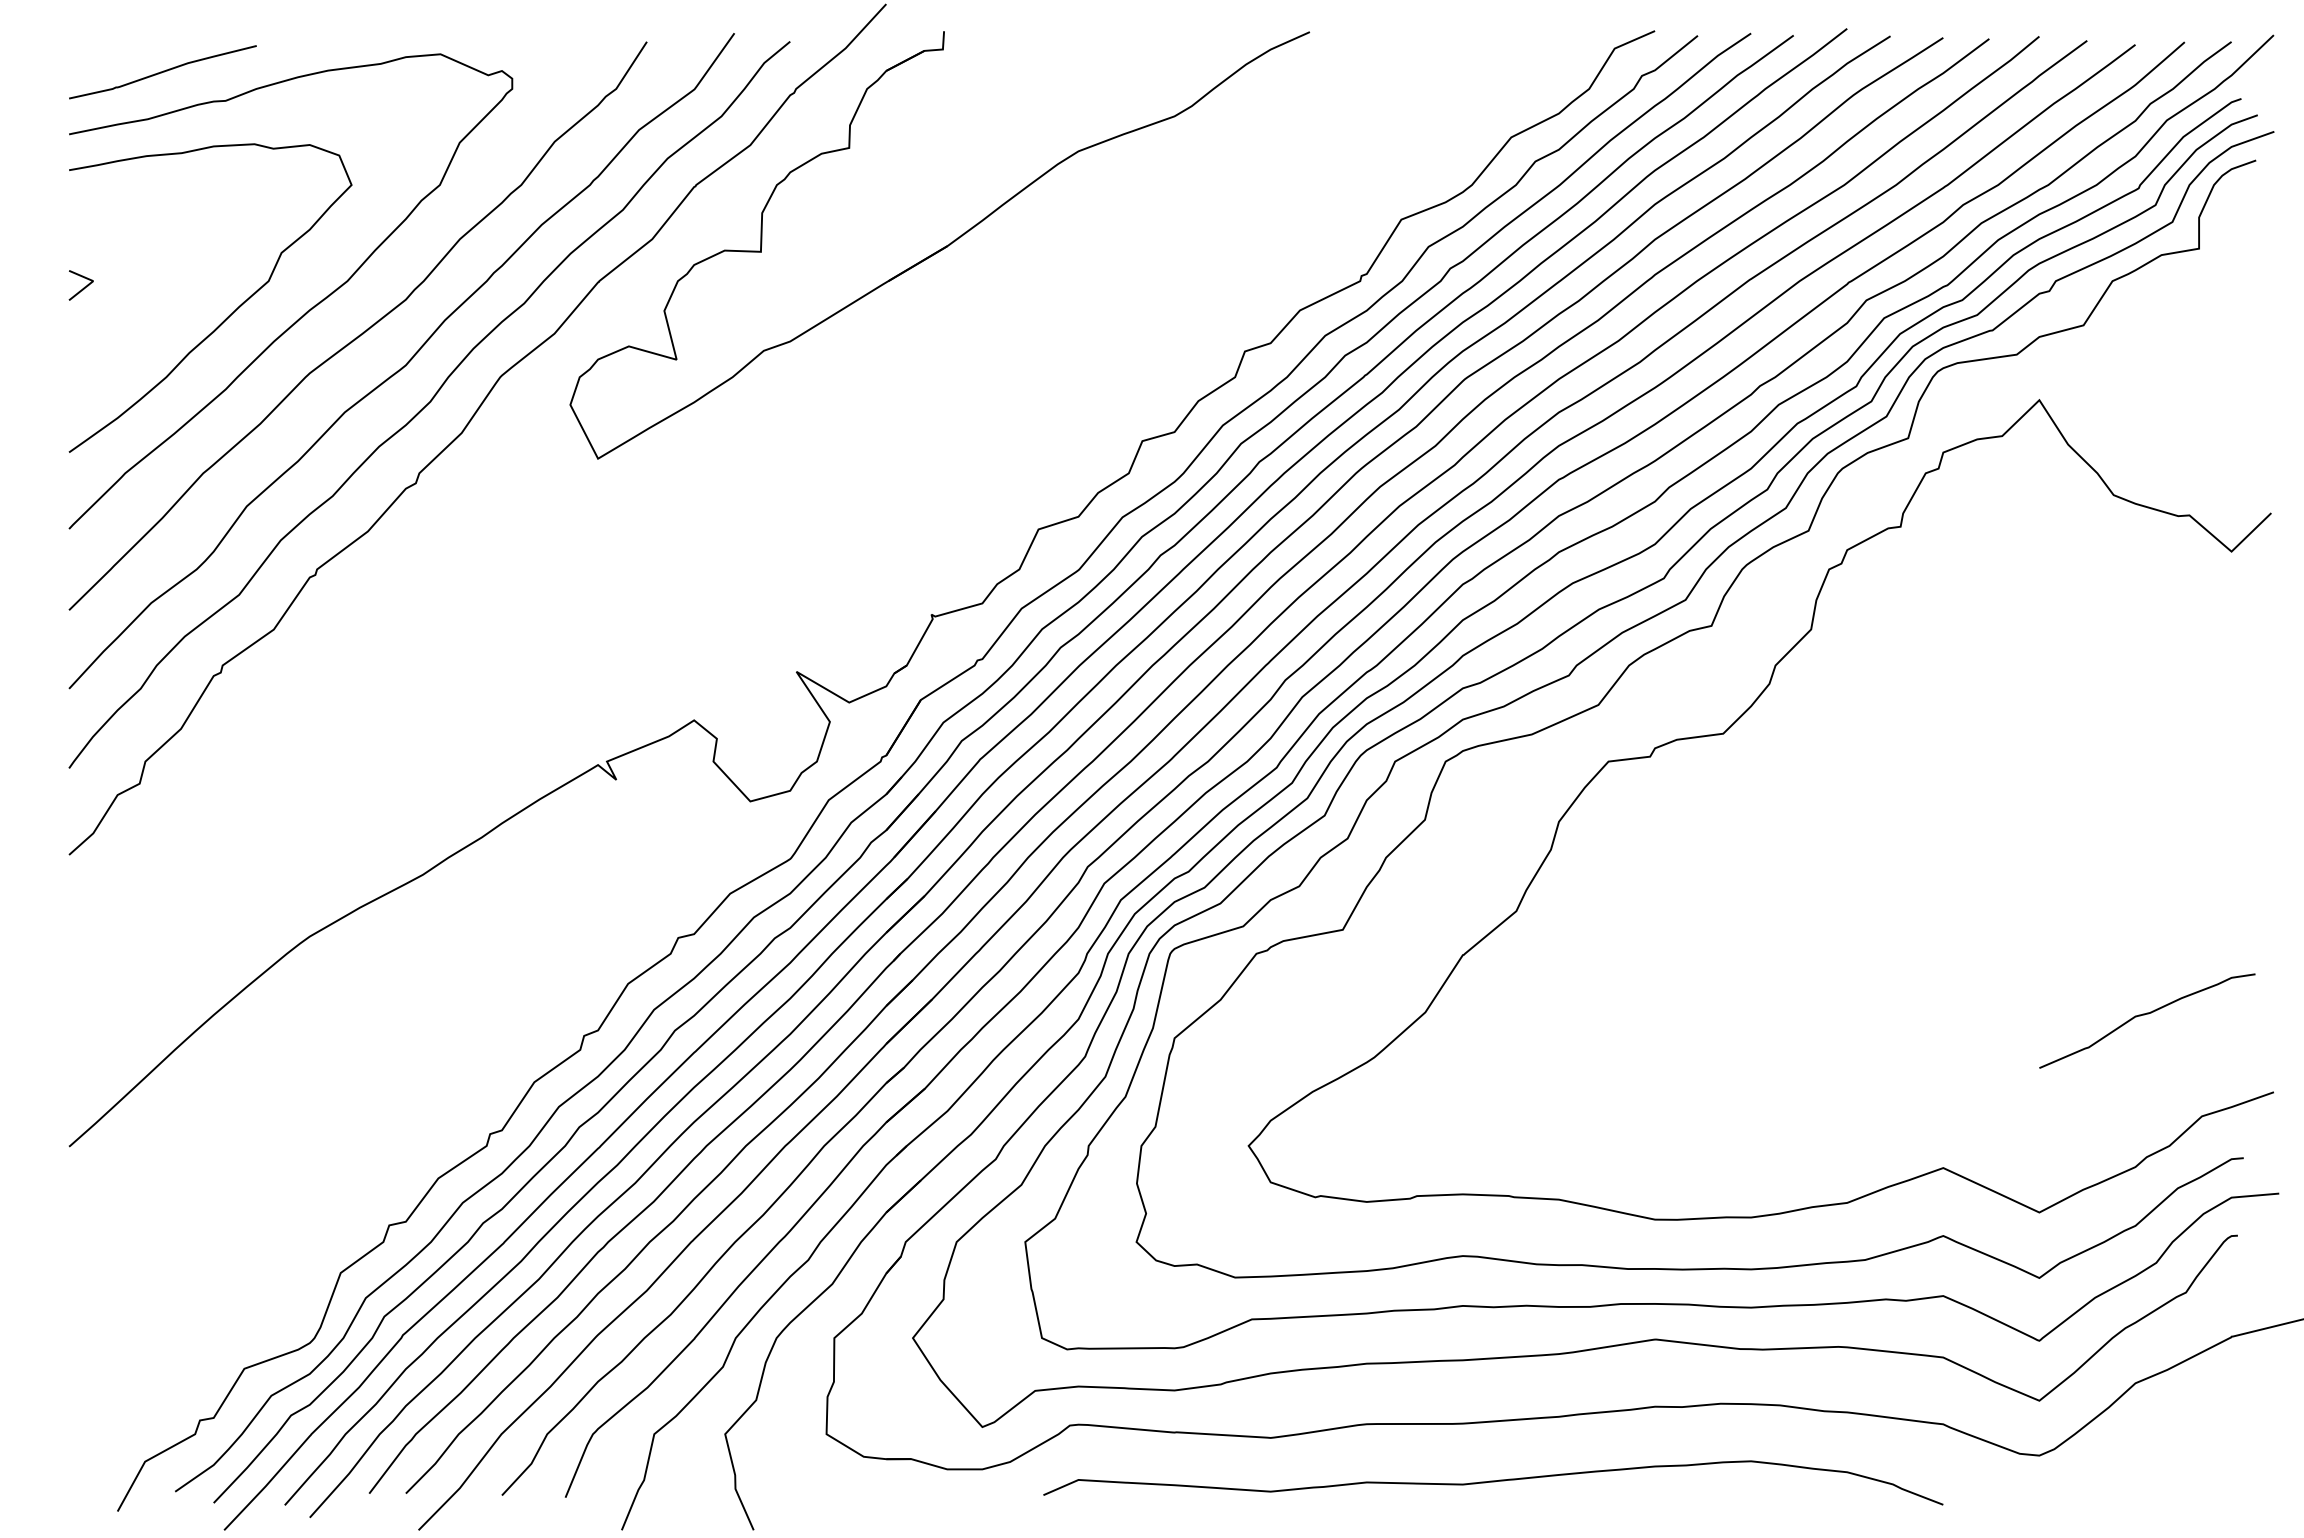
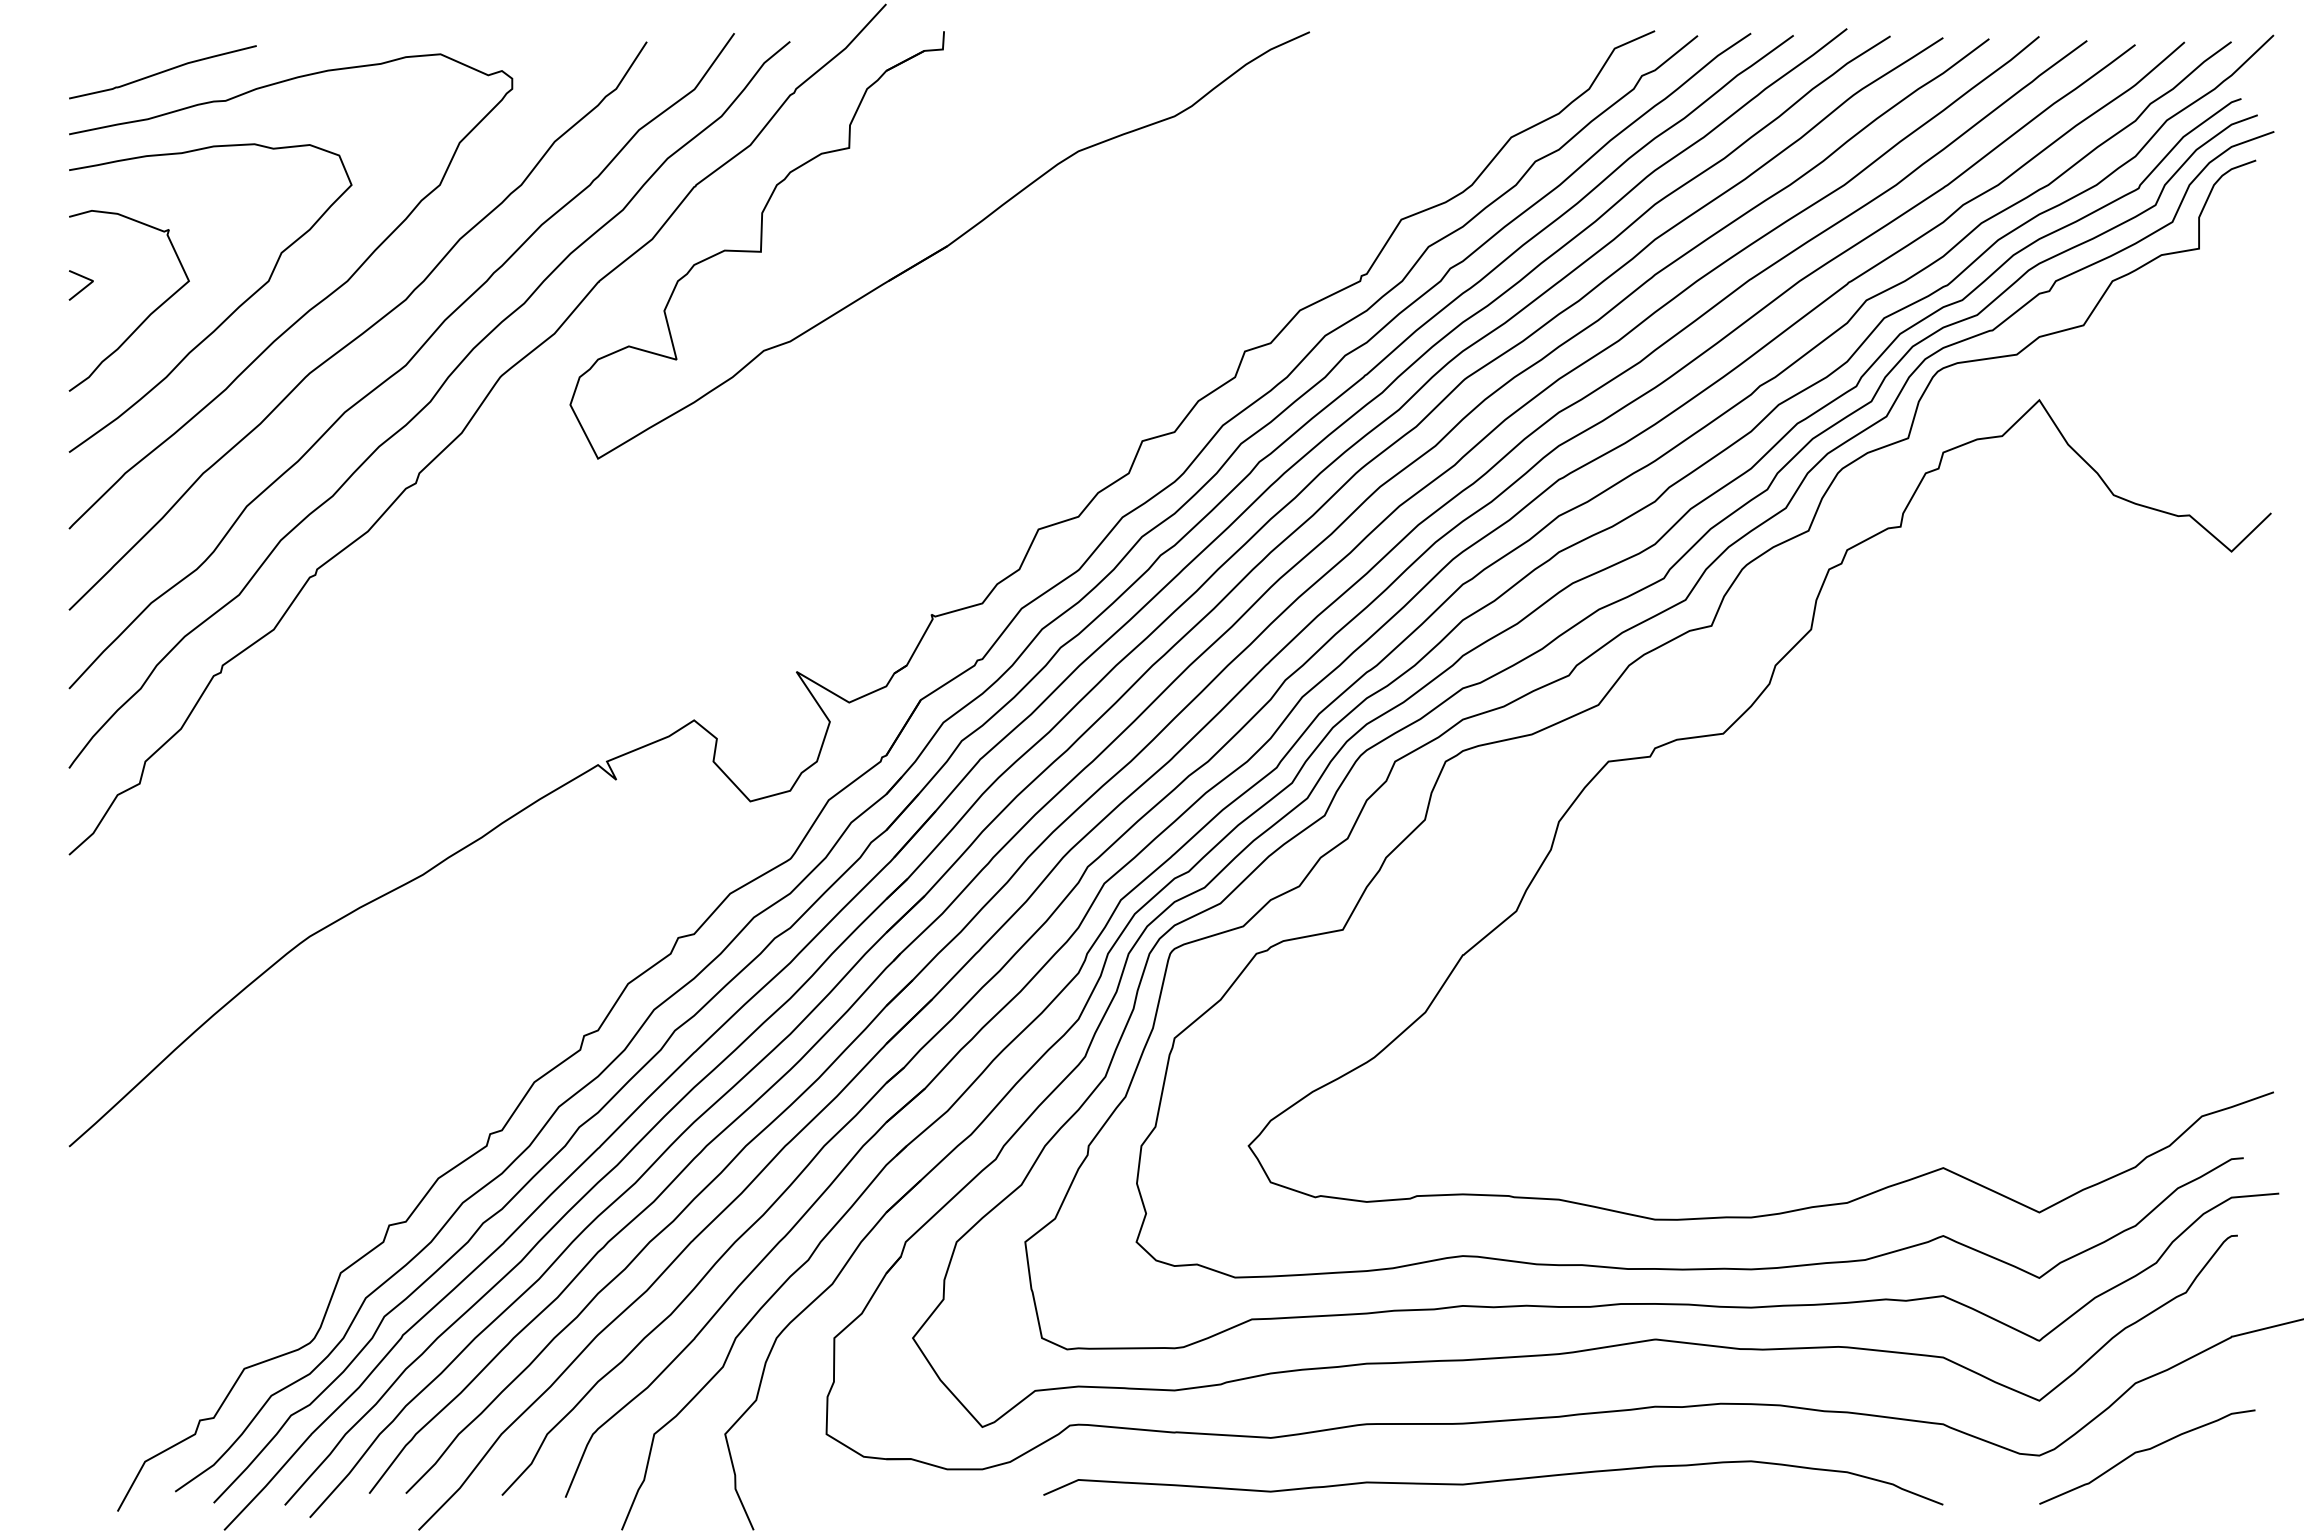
curve: none -> present (146, 317)
curve position: (2144, 1015) -> (2144, 1451) (2144, 1451)
